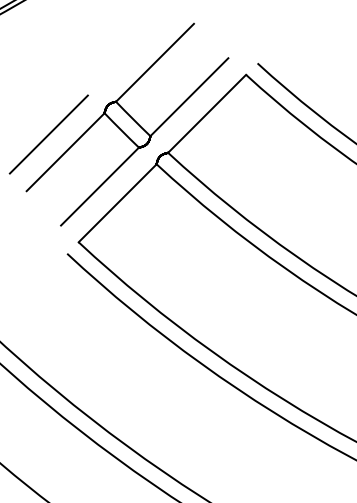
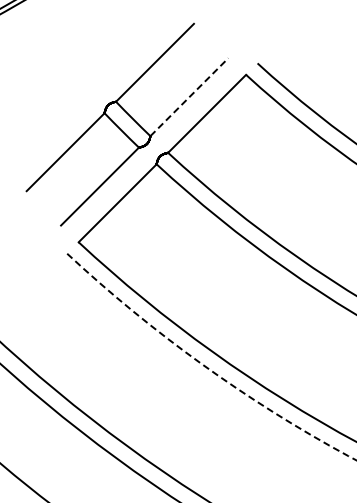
line: solid -> dashed (189, 96)
line: present -> none (48, 134)
arc: solid -> dashed (205, 366)
